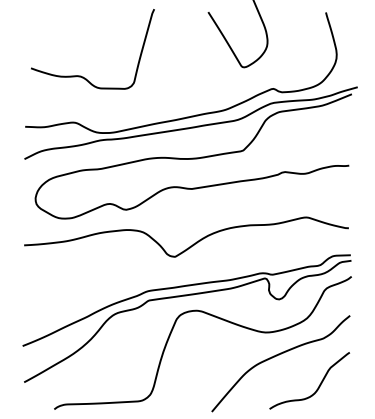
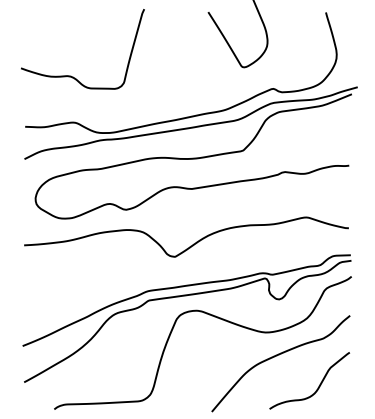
curve position: (83, 76) -> (73, 76) (73, 76)
